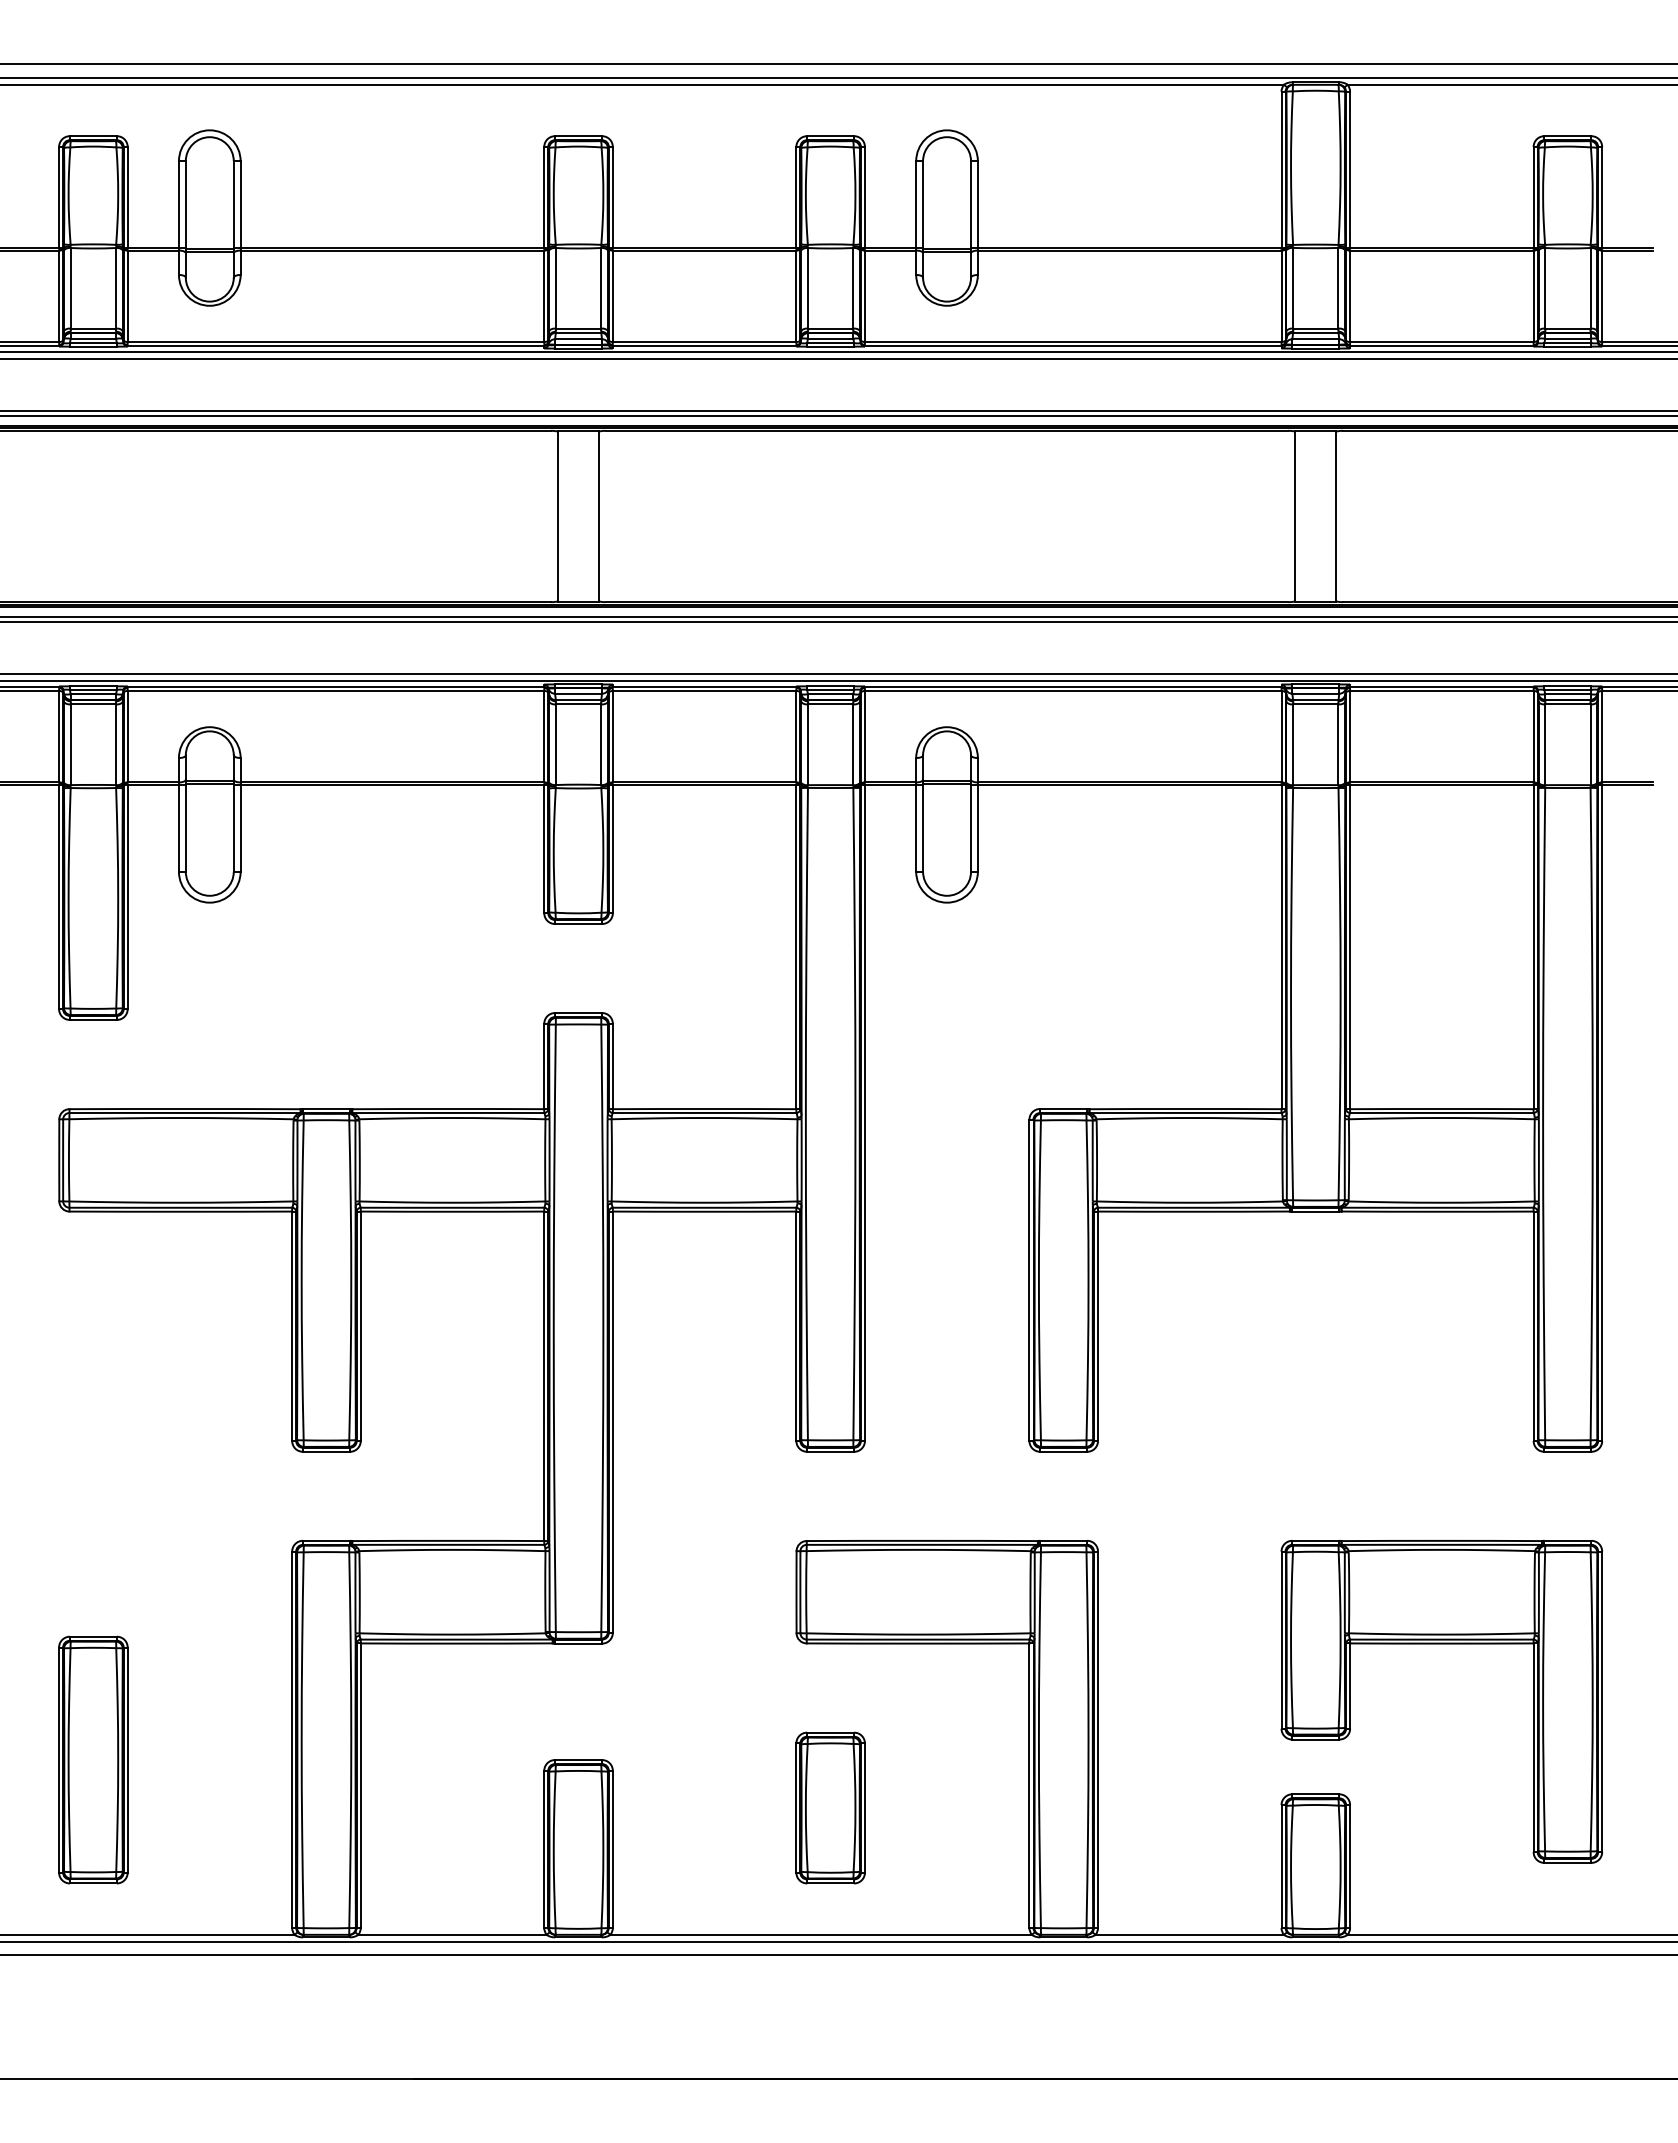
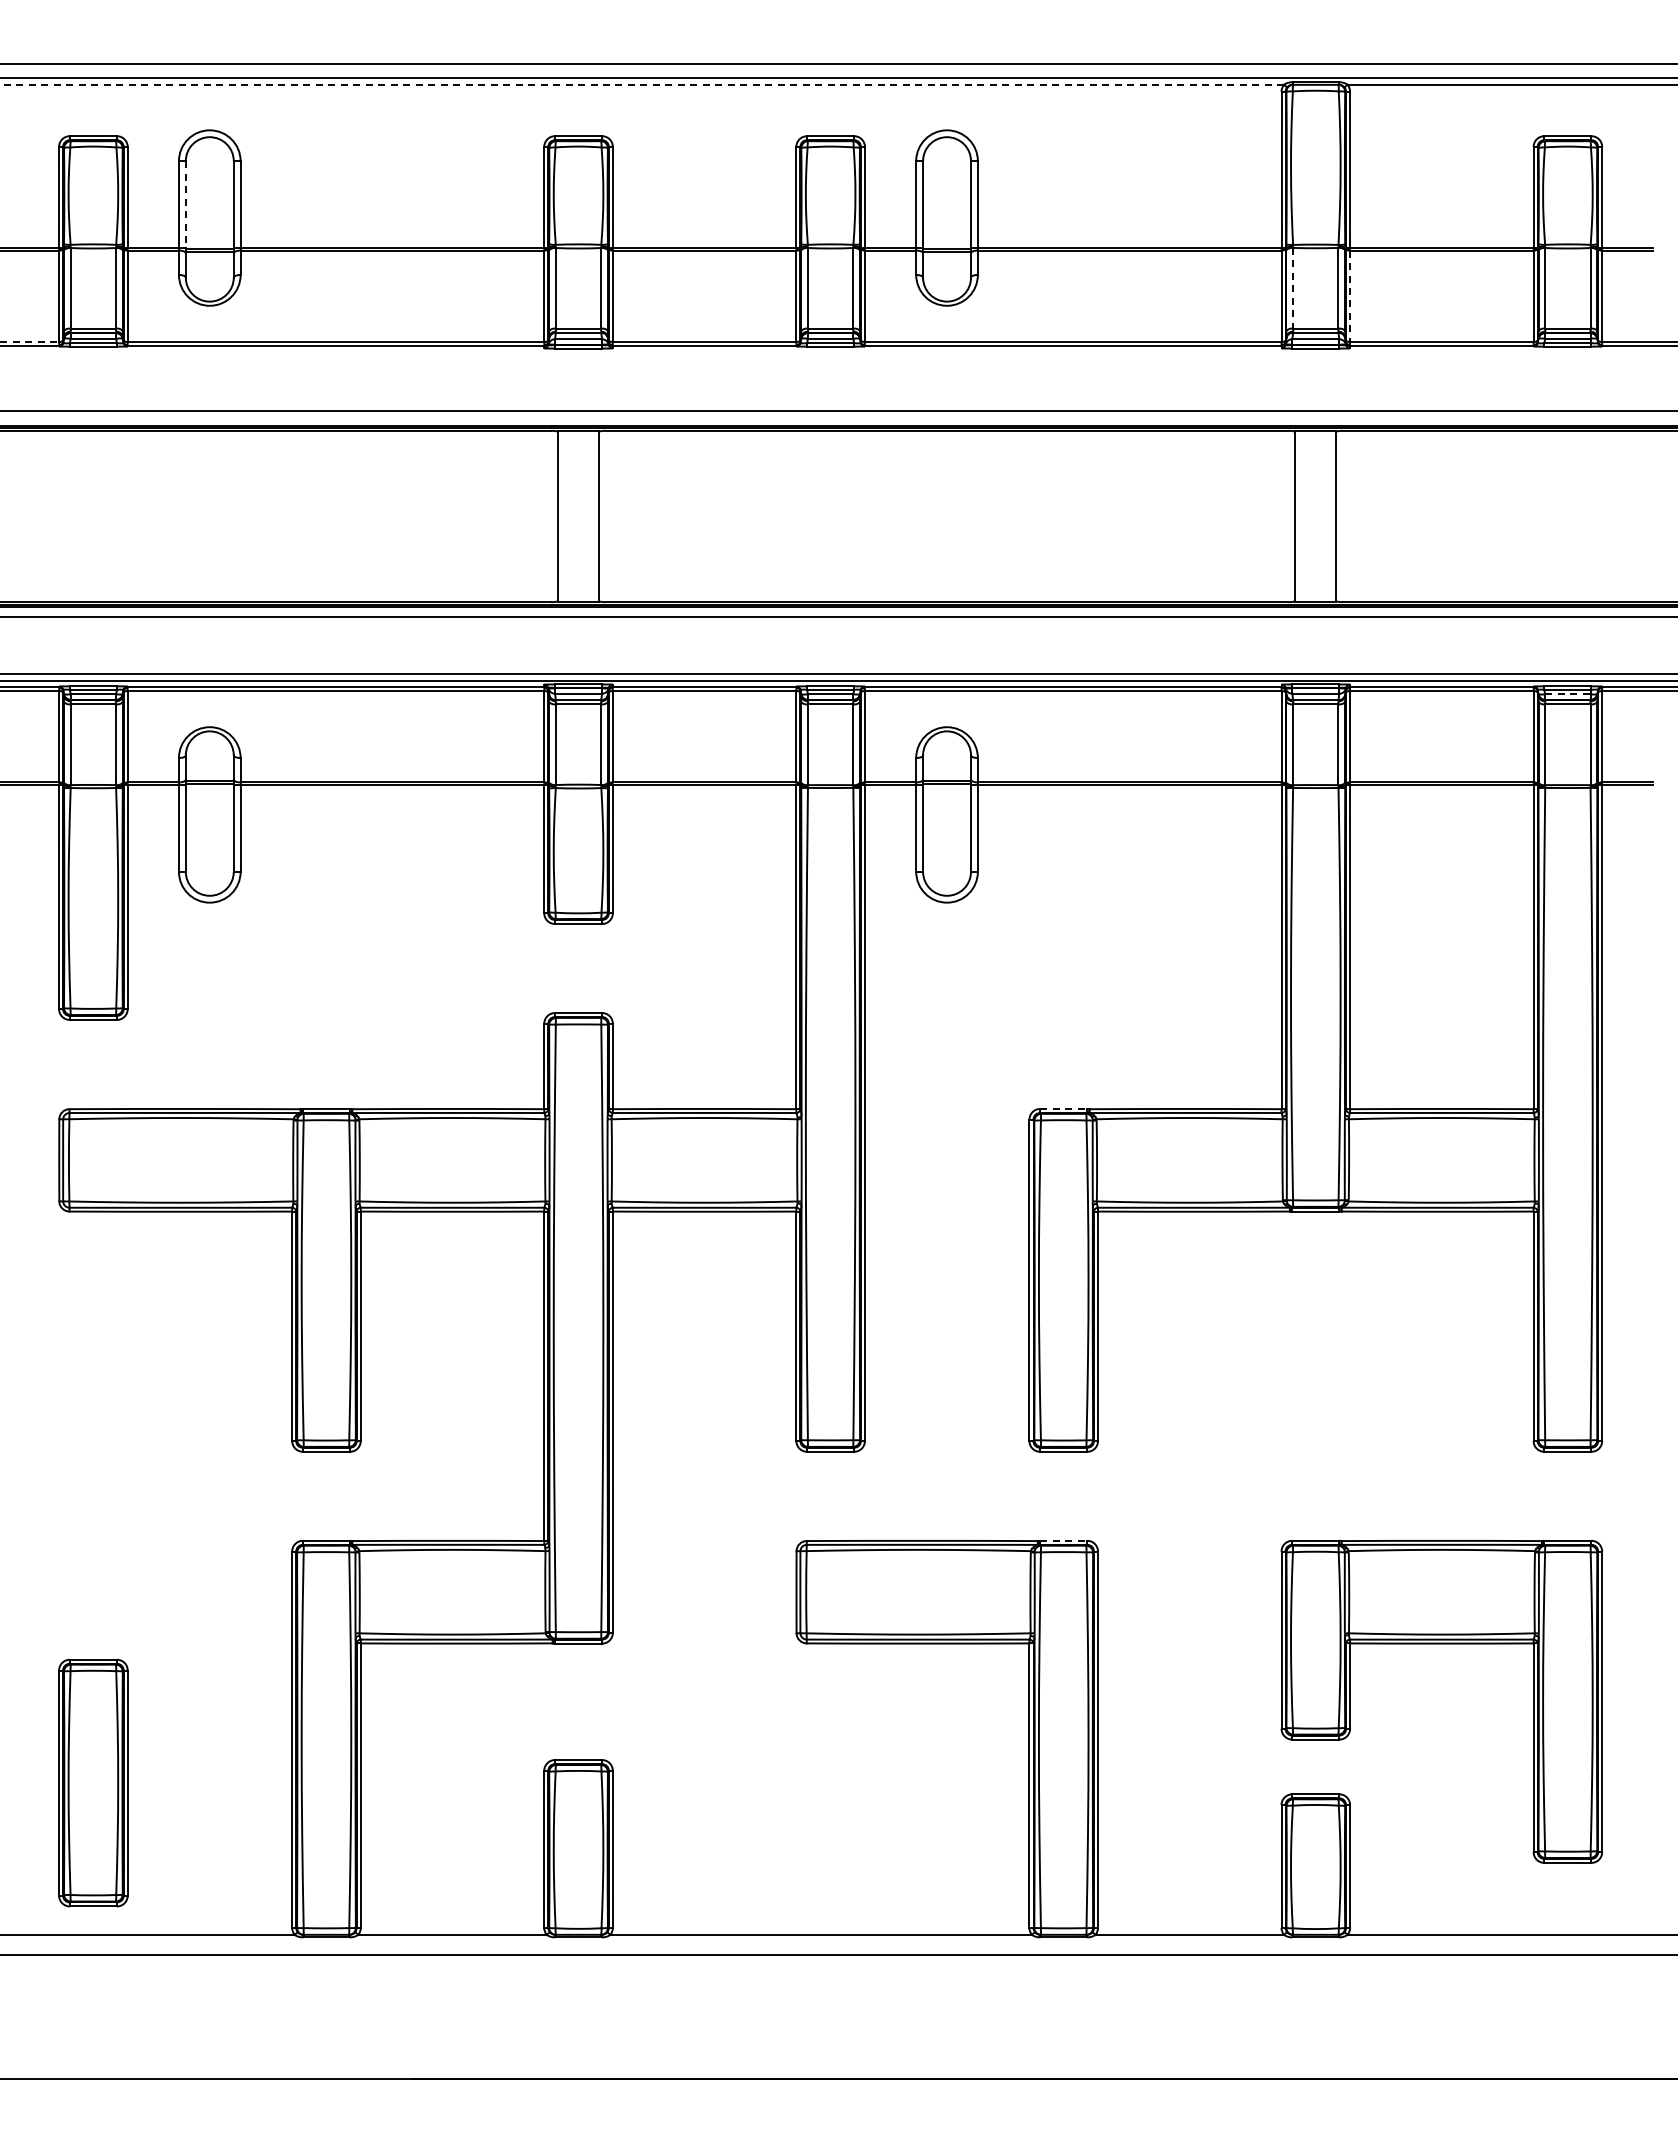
line: solid -> dashed (642, 84)
line: solid -> dashed (185, 205)
line: solid -> dashed (1293, 288)
line: solid -> dashed (1350, 296)
line: solid -> dashed (30, 341)
line: present -> none (838, 351)
line: present -> none (838, 358)
line: present -> none (838, 415)
line: present -> none (838, 622)
line: solid -> dashed (1567, 694)
line: solid -> dashed (1064, 1108)
line: solid -> dashed (1064, 1540)
part position: (93, 1759) -> (93, 1782) (93, 1782)
part: present -> none (830, 1807)
line: present -> none (838, 1941)
